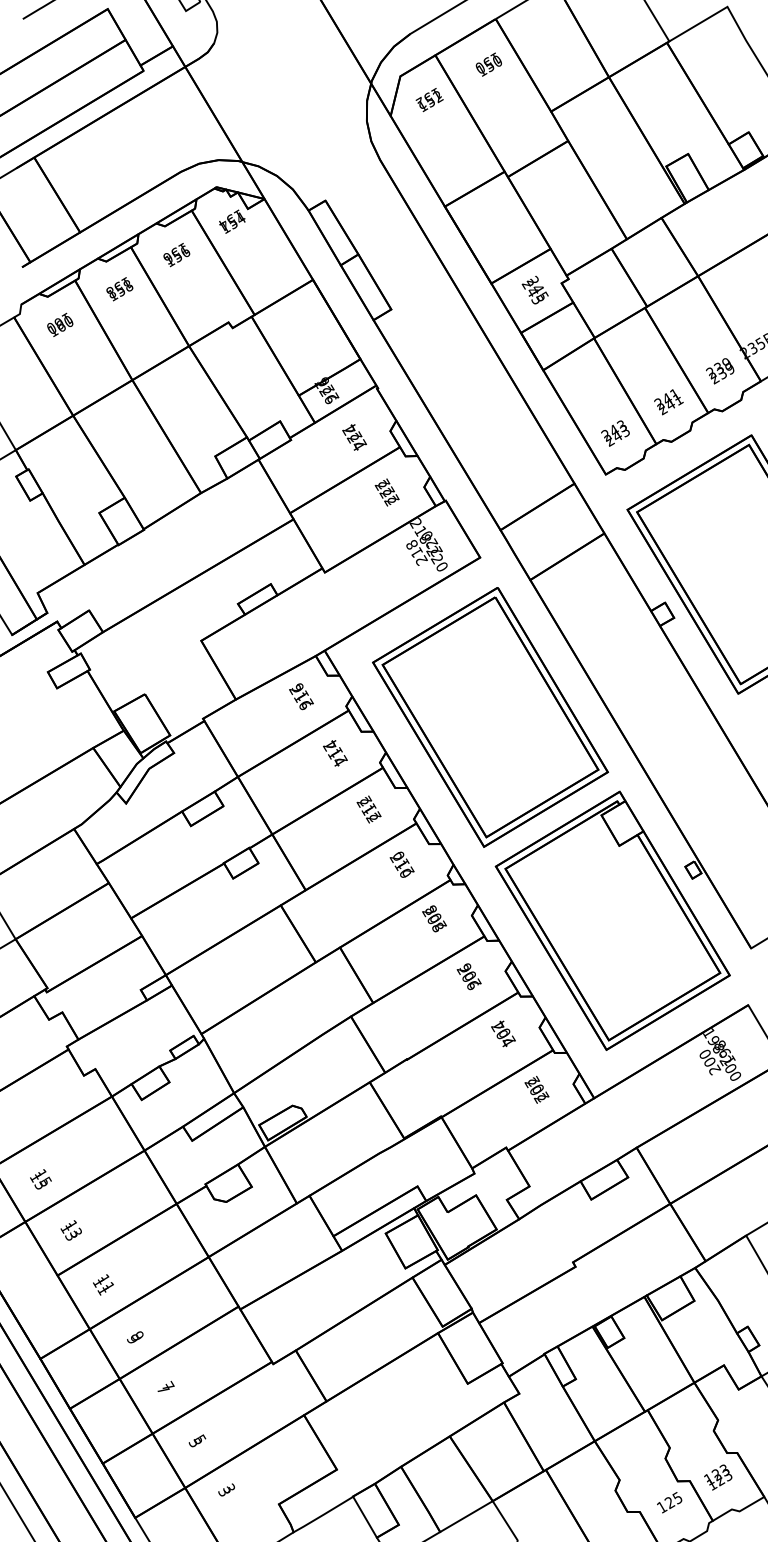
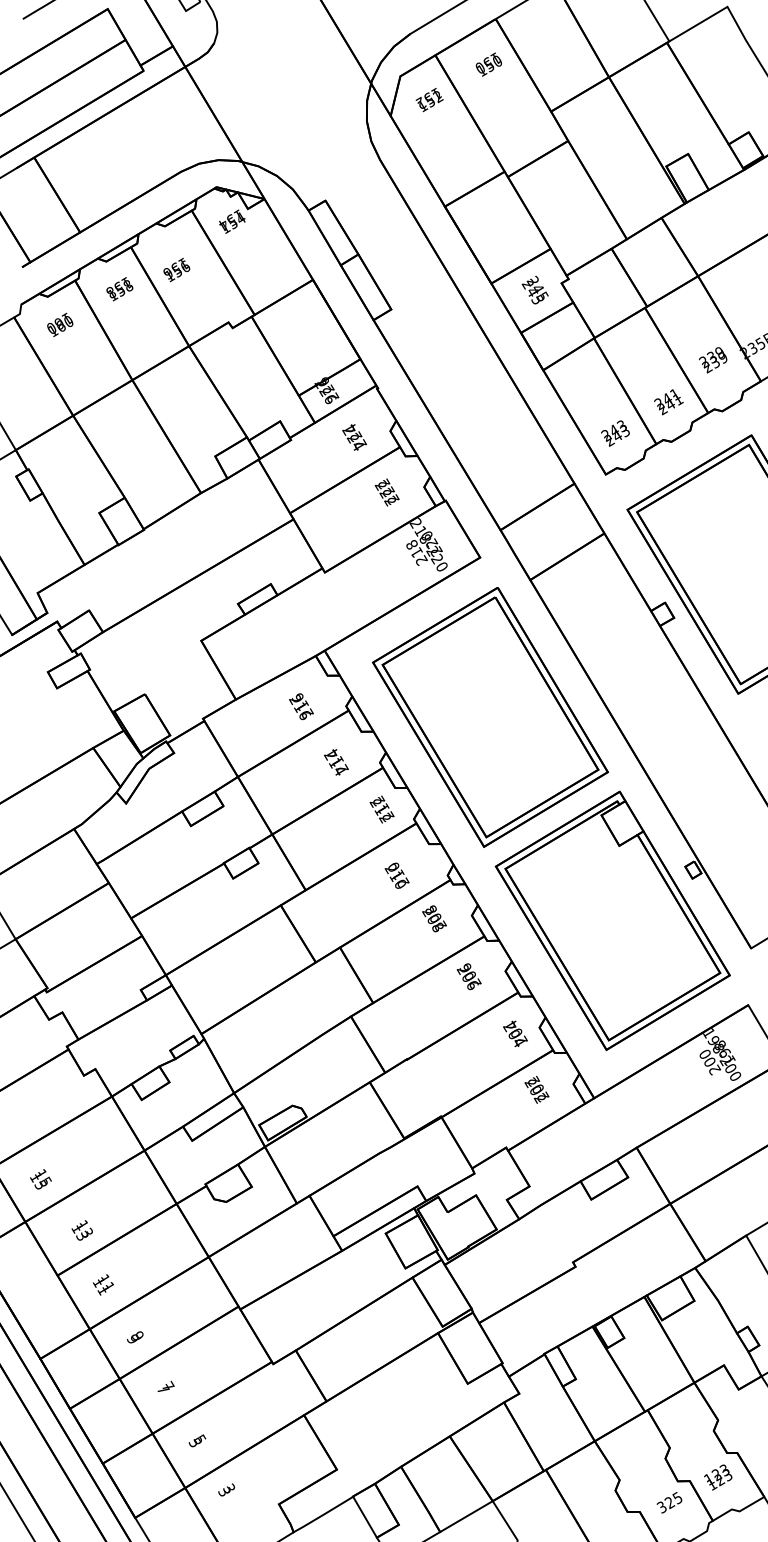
text position: (176, 255) -> (176, 270) (176, 270)
text position: (720, 371) -> (713, 360) (713, 360)
text position: (301, 696) -> (301, 706) (301, 706)
text position: (335, 753) -> (336, 762) (336, 762)
text position: (368, 809) -> (381, 809) (381, 809)
text position: (401, 864) -> (396, 875) (396, 875)
text position: (503, 1033) -> (515, 1033) (515, 1033)
text position: (70, 1230) -> (81, 1230) (81, 1230)
text: 125 -> 325 (661, 1507)
